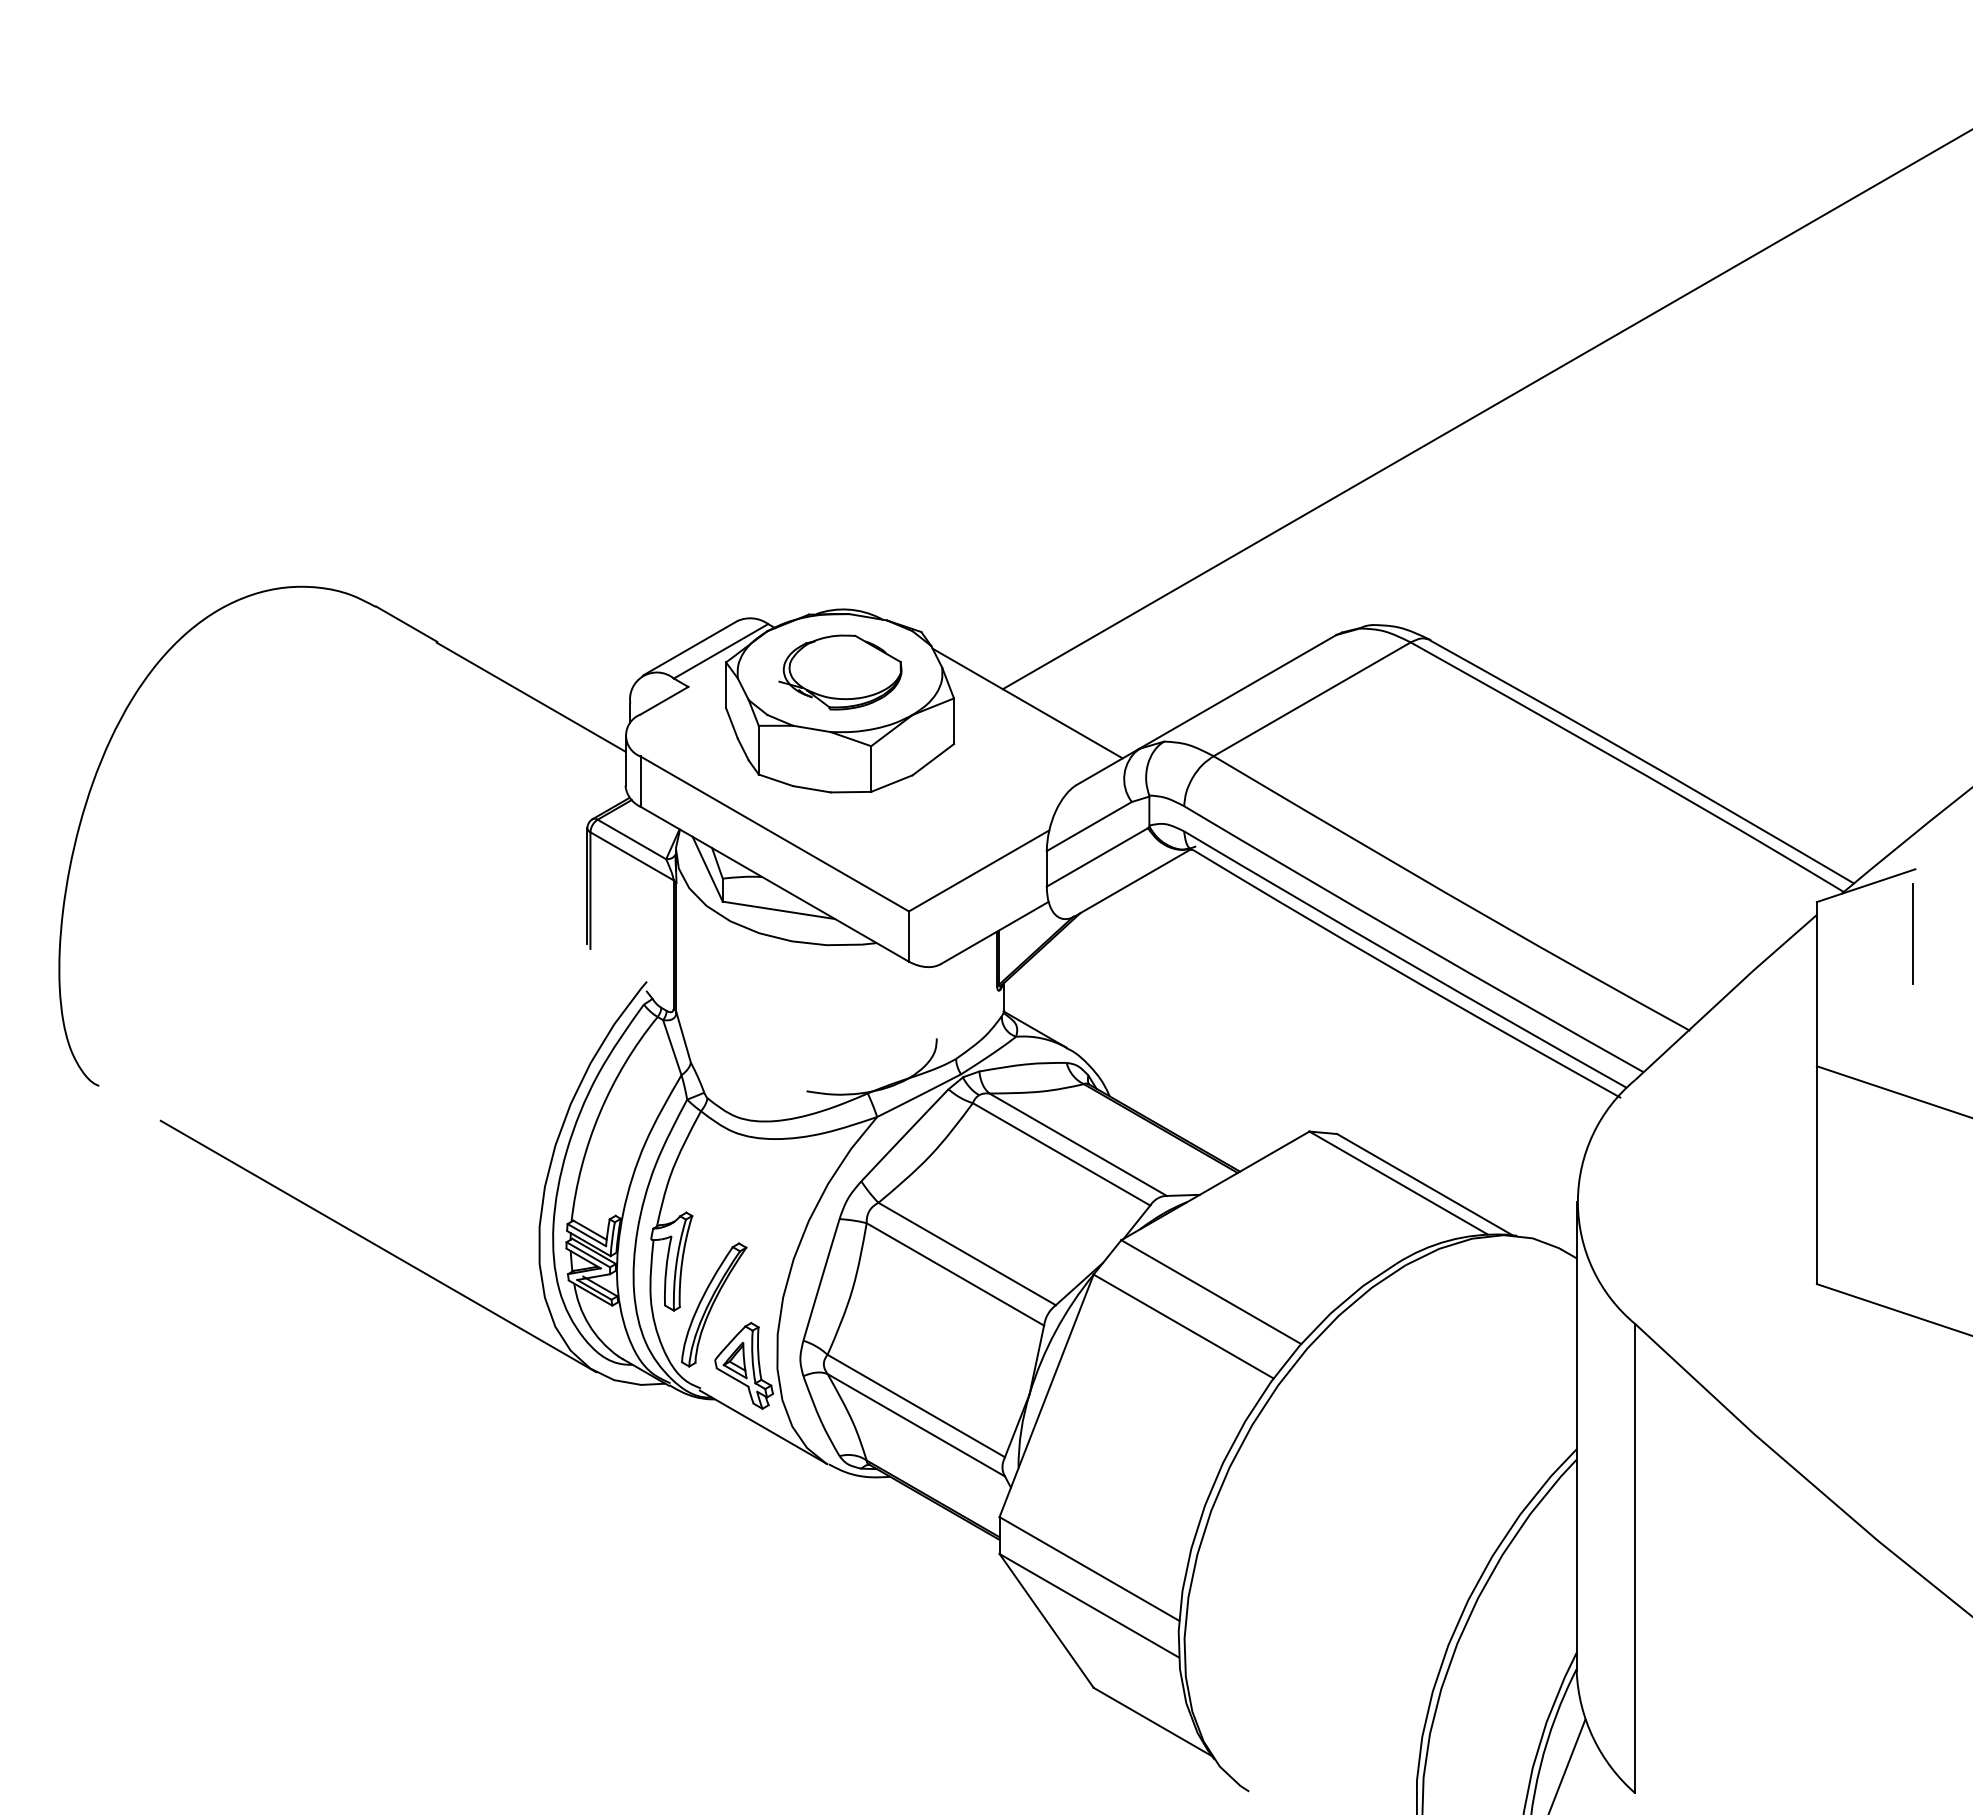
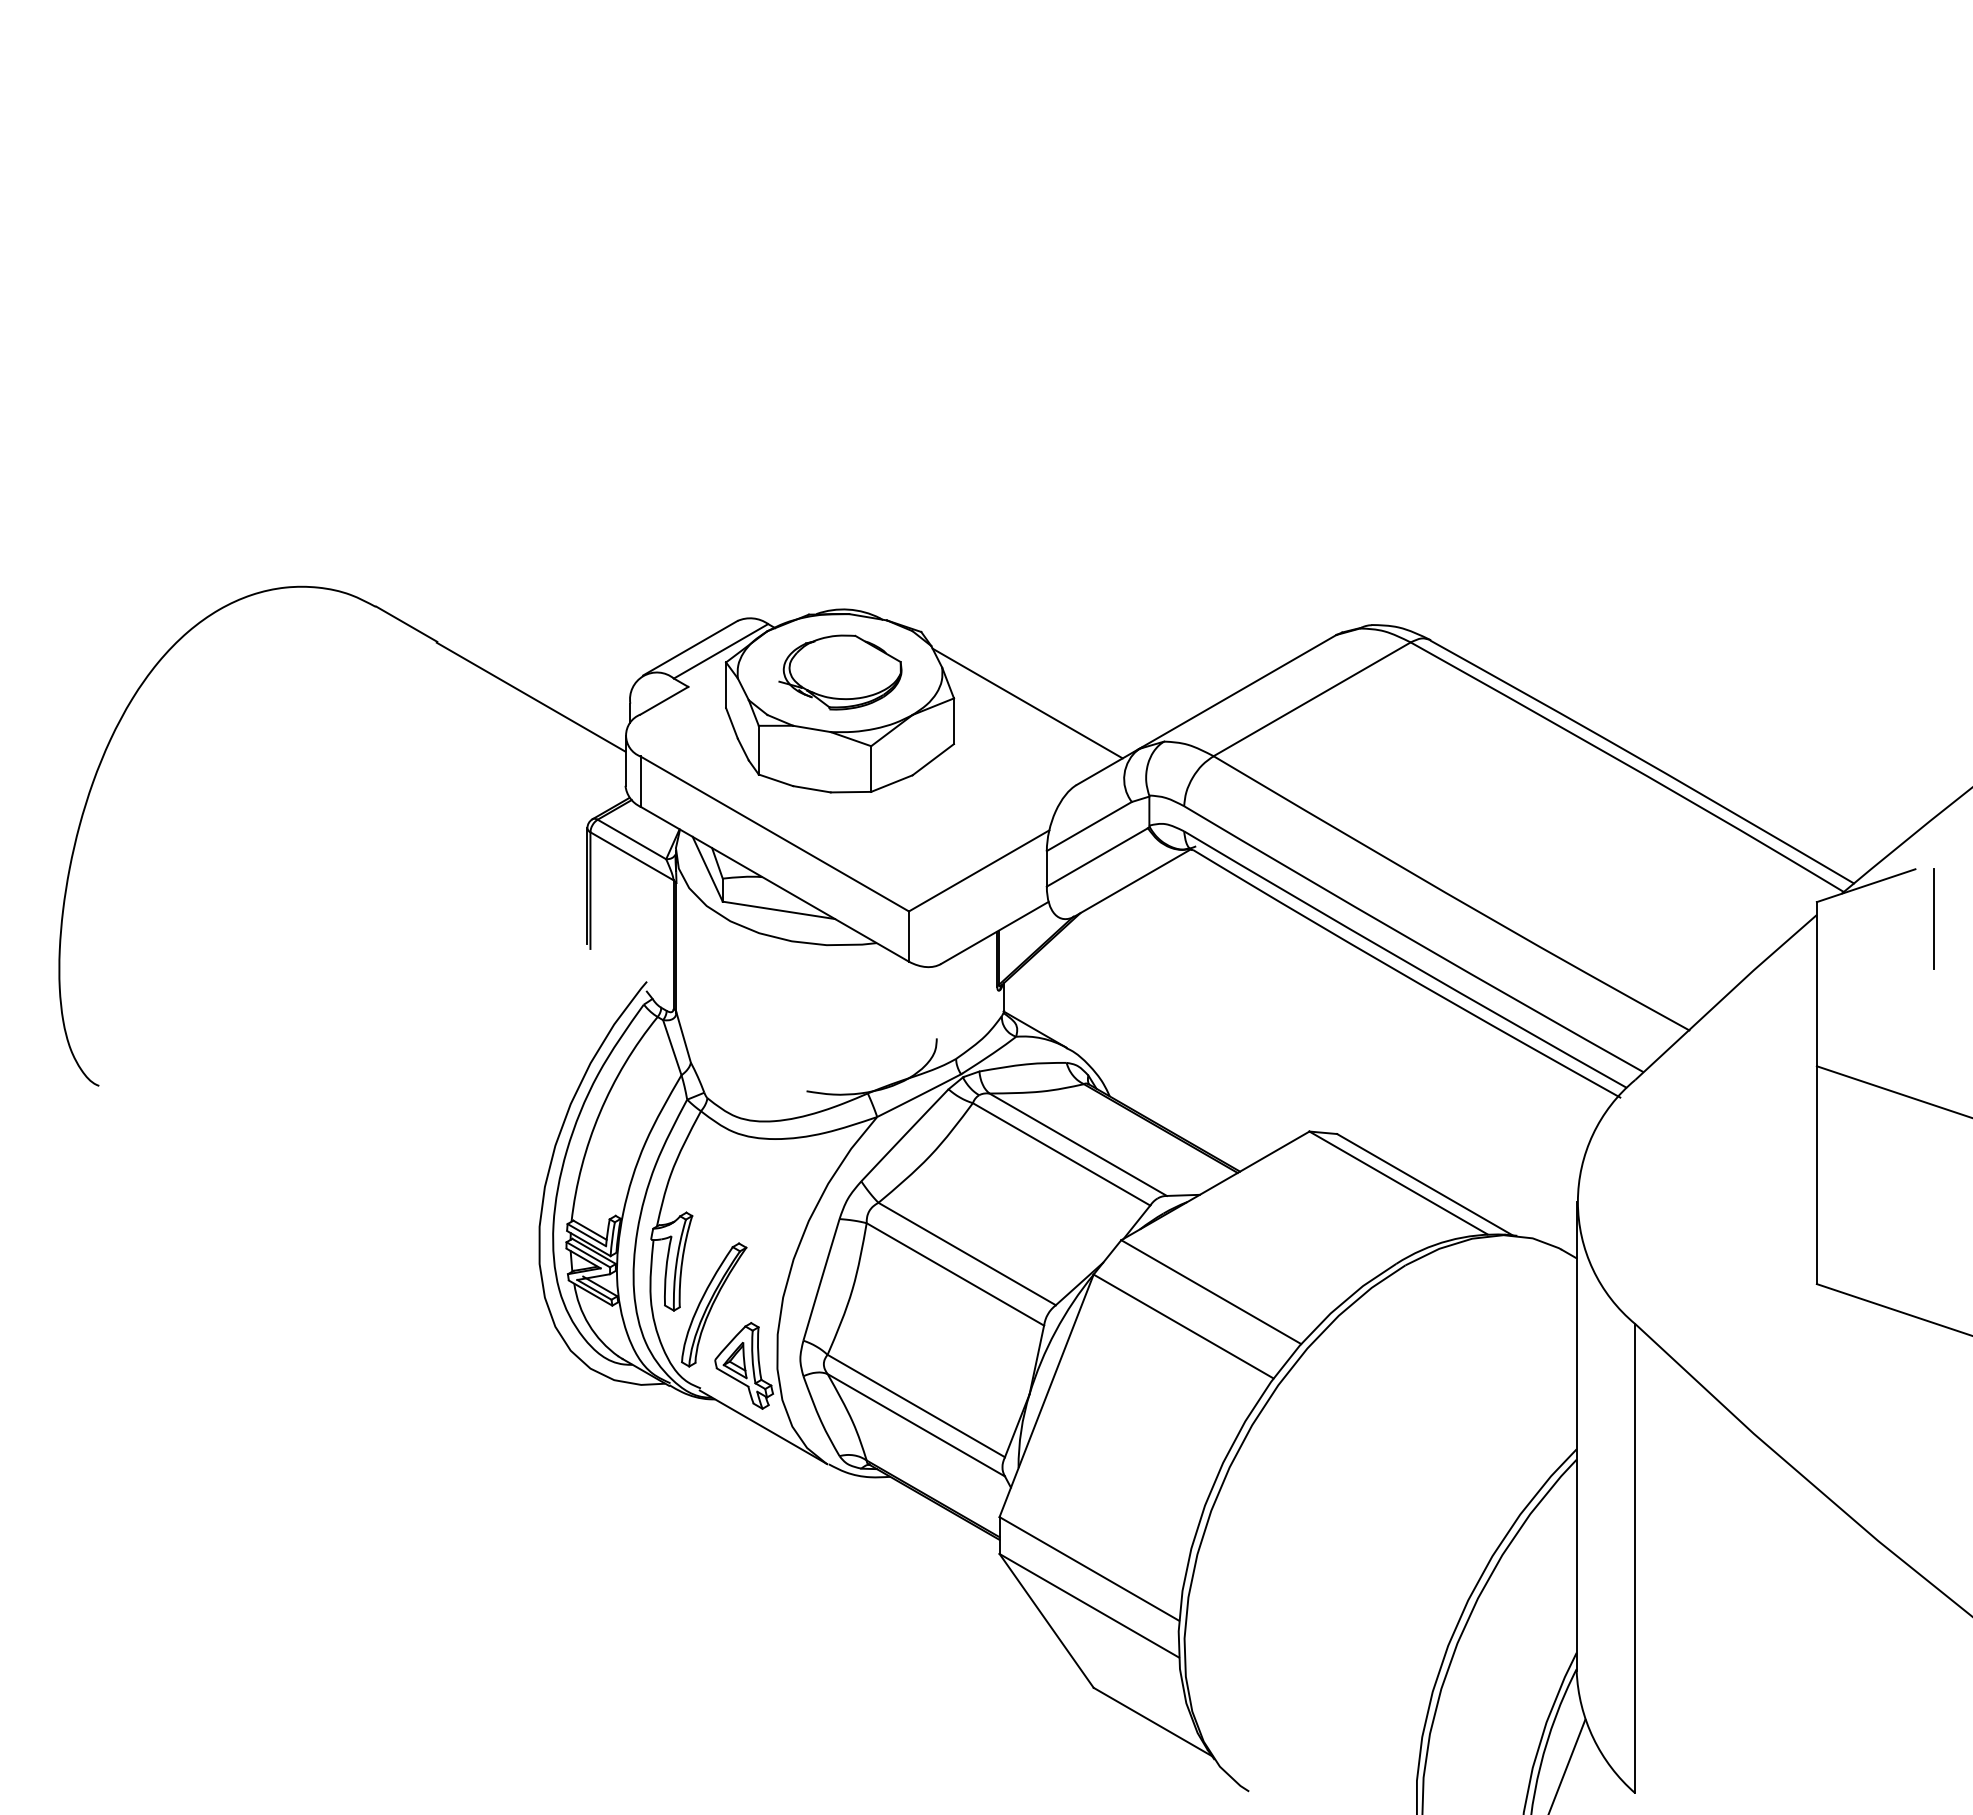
line: present -> none (1485, 410)
line position: (1912, 933) -> (1933, 918) (1933, 918)
line: present -> none (378, 1246)
